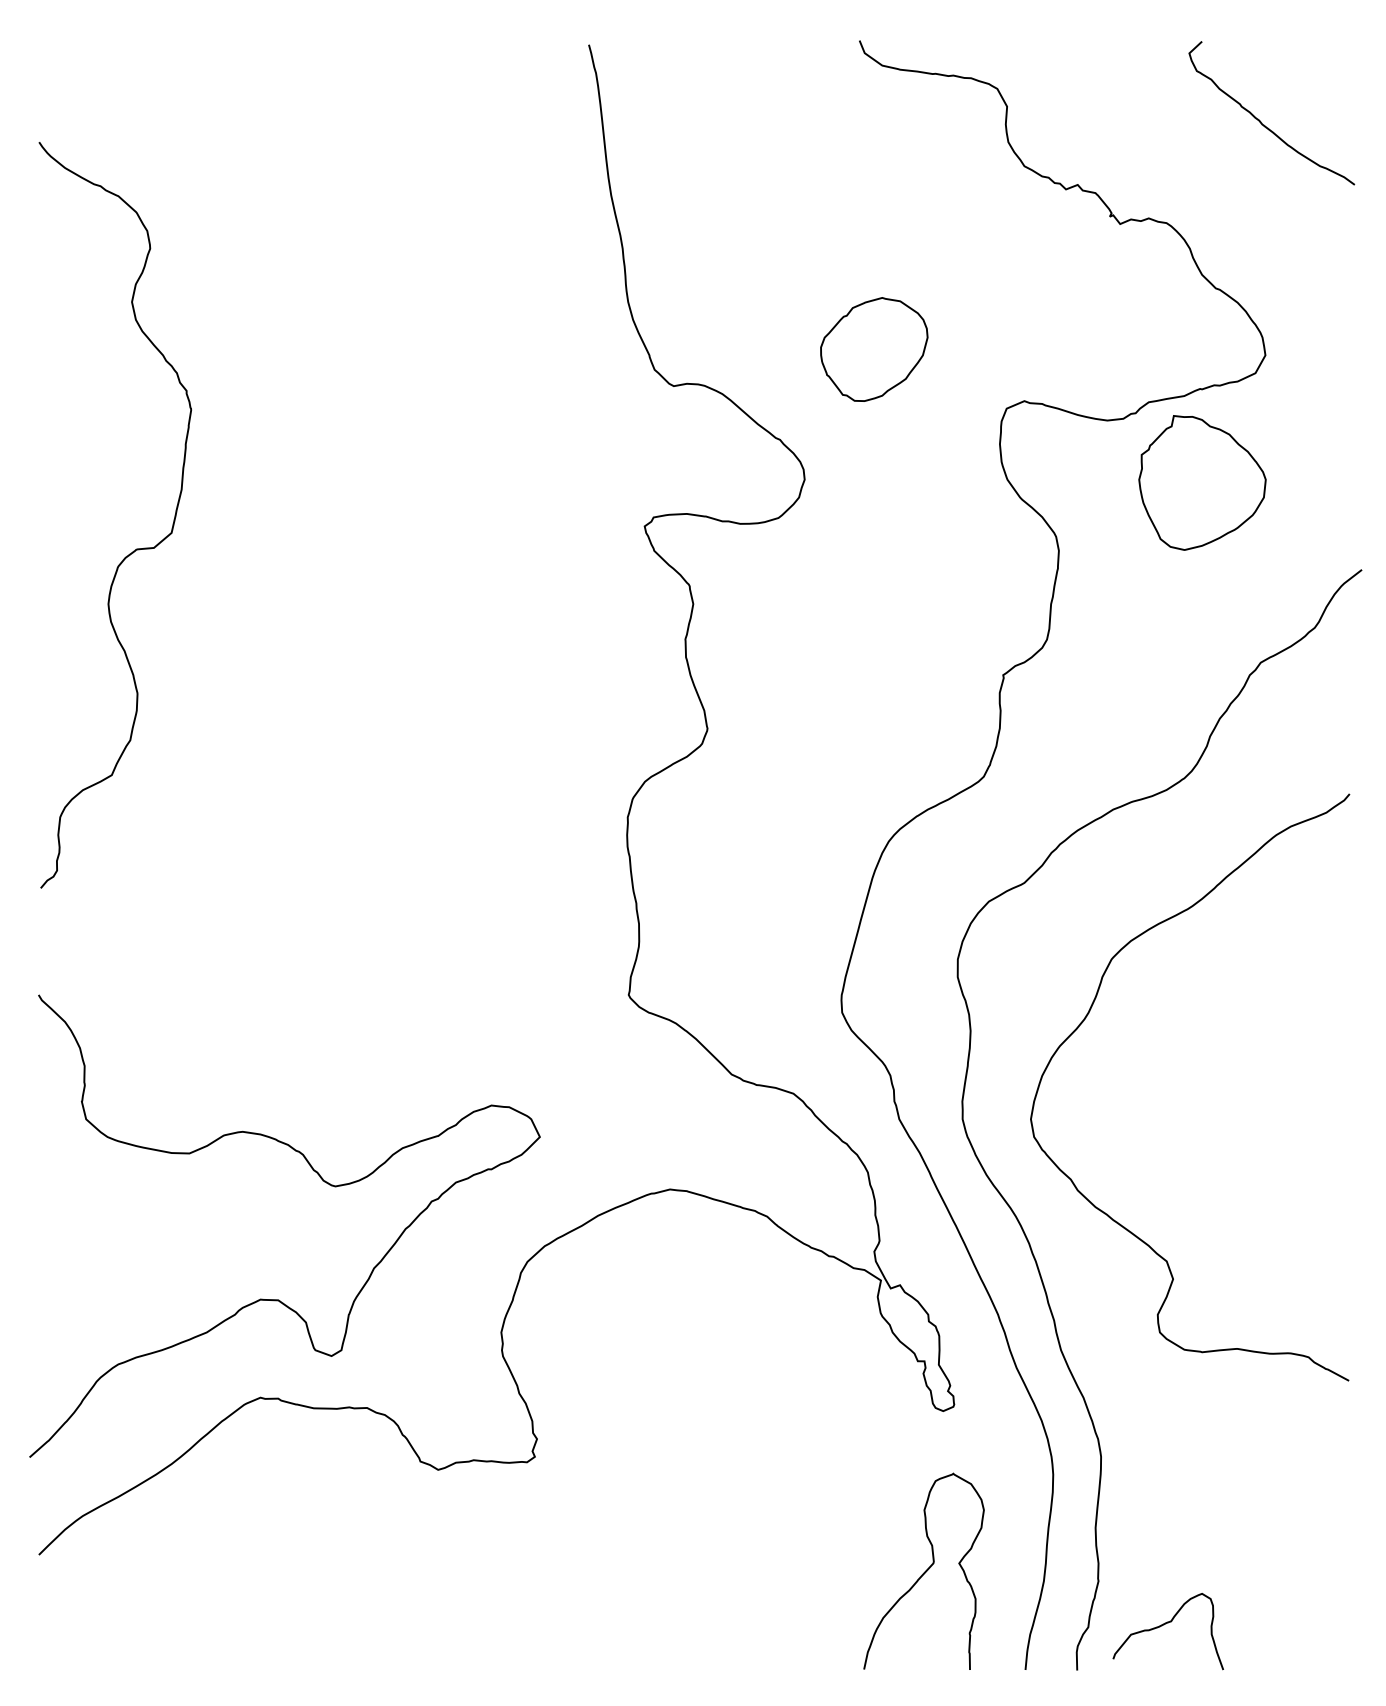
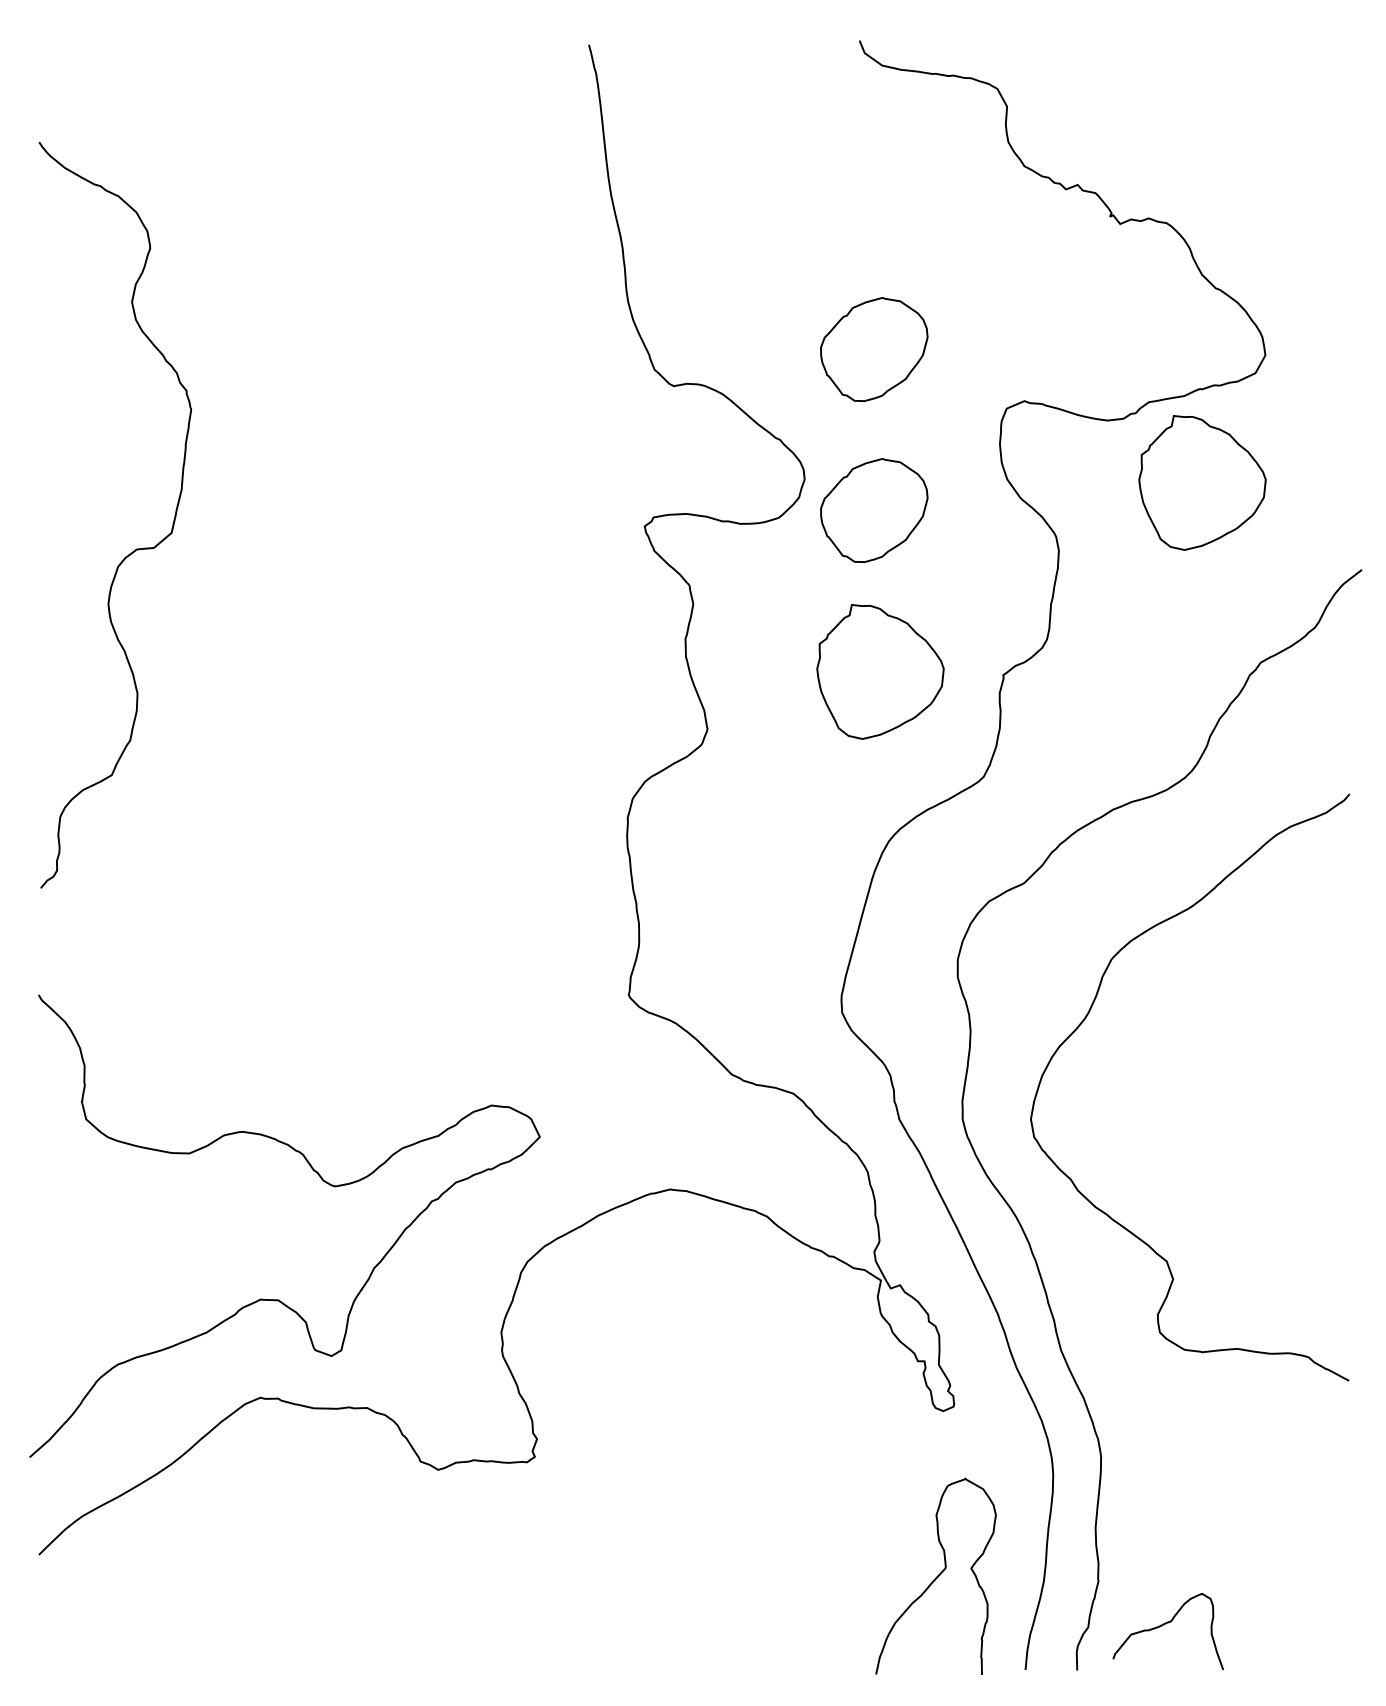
curve: present -> none (1261, 121)
part: none -> present (874, 510)
part: none -> present (880, 671)
curve position: (924, 1571) -> (936, 1576) (936, 1576)
